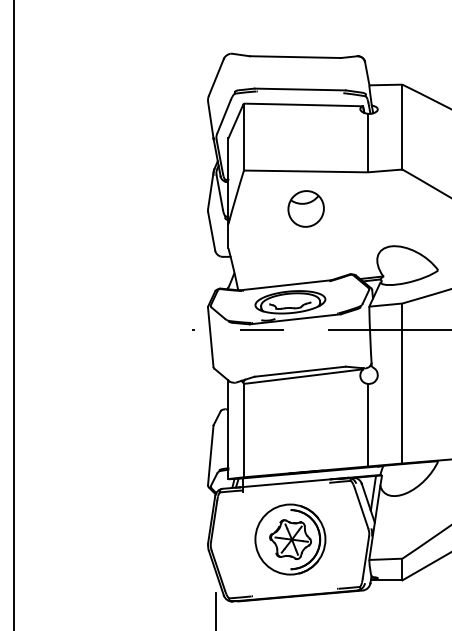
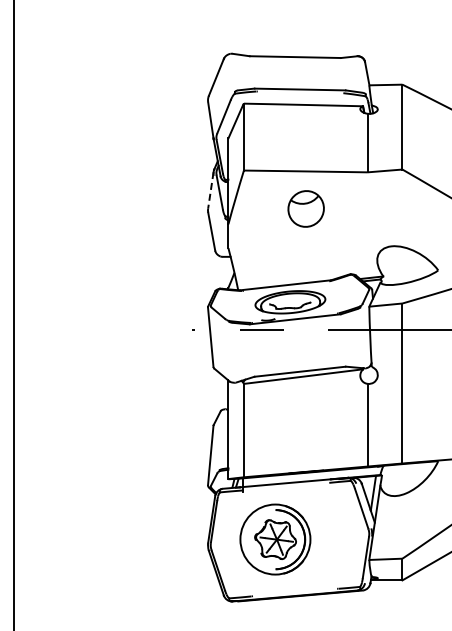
line: solid -> dashed (210, 190)
part position: (290, 539) -> (275, 539) (275, 539)
line: present -> none (216, 609)
